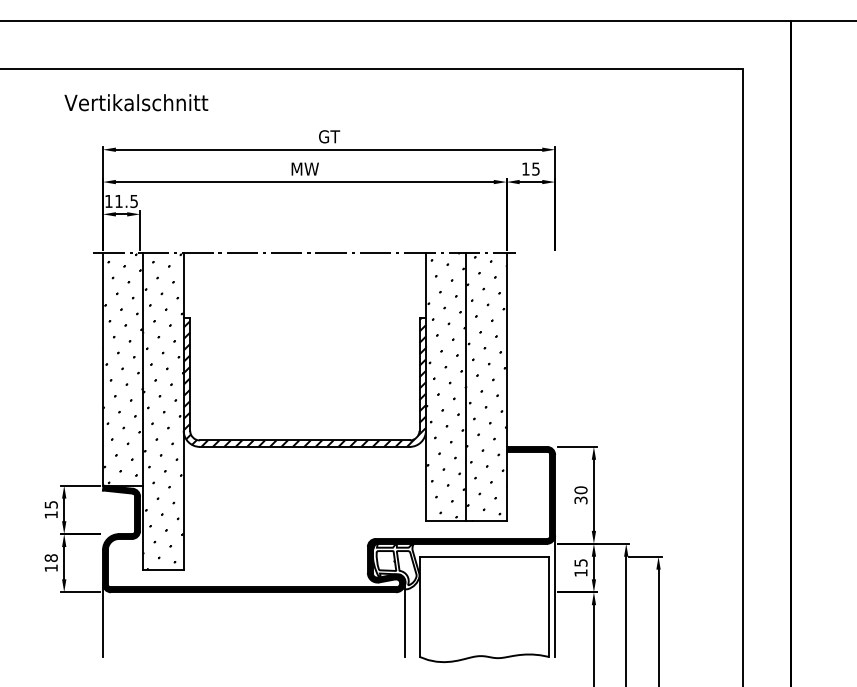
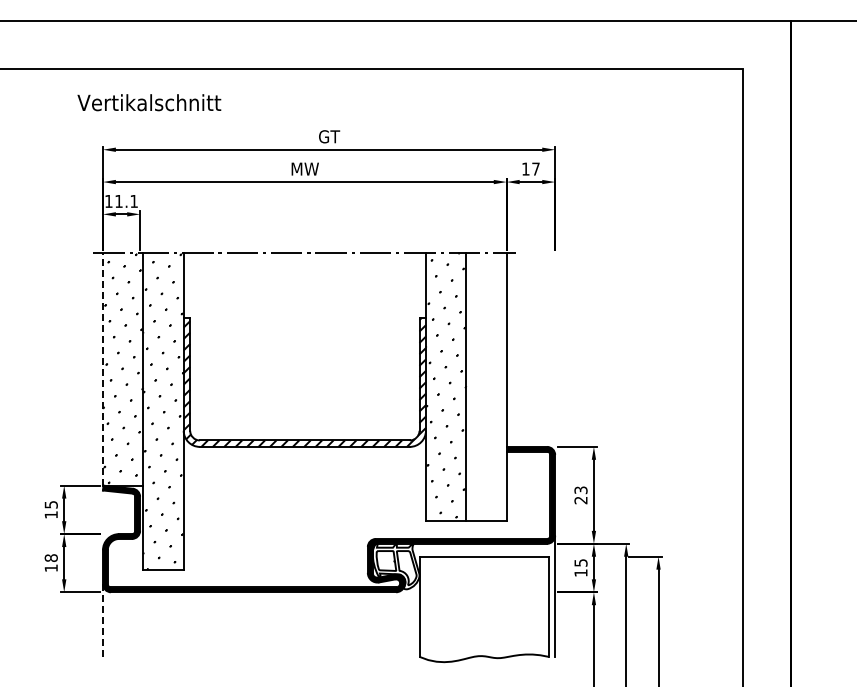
text position: (136, 102) -> (149, 102) (149, 102)
text: 15 -> 17 (535, 168)
text: 11.5 -> 11.1 (133, 201)
line: solid -> dashed (102, 368)
hatch: present -> none (486, 388)
text: 30 -> 23 (580, 495)
line: present -> none (404, 619)
line: solid -> dashed (102, 621)
